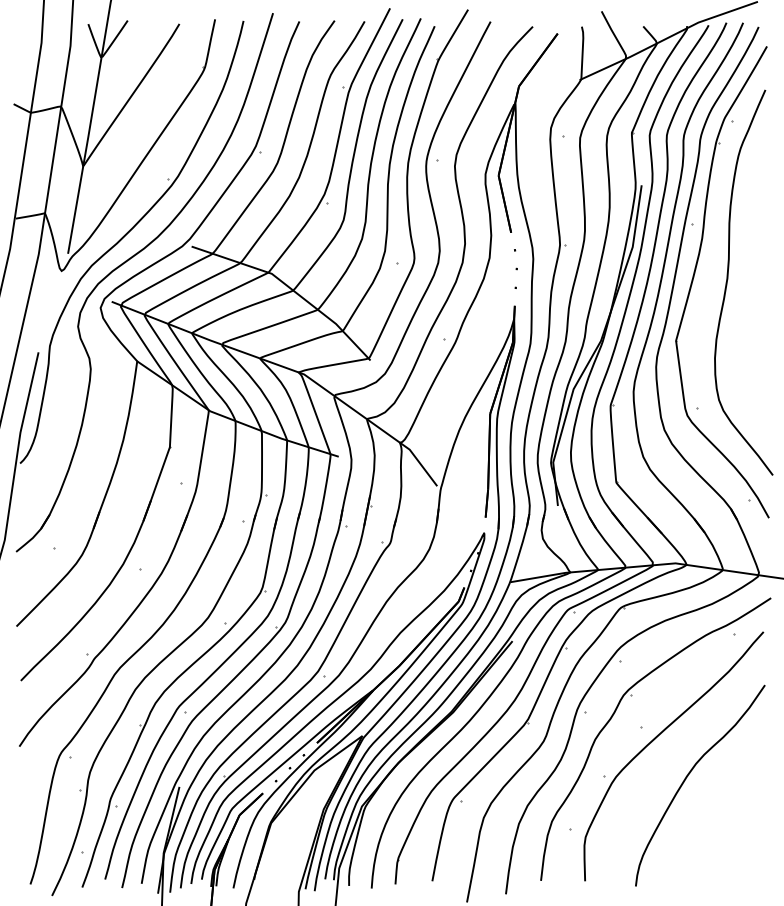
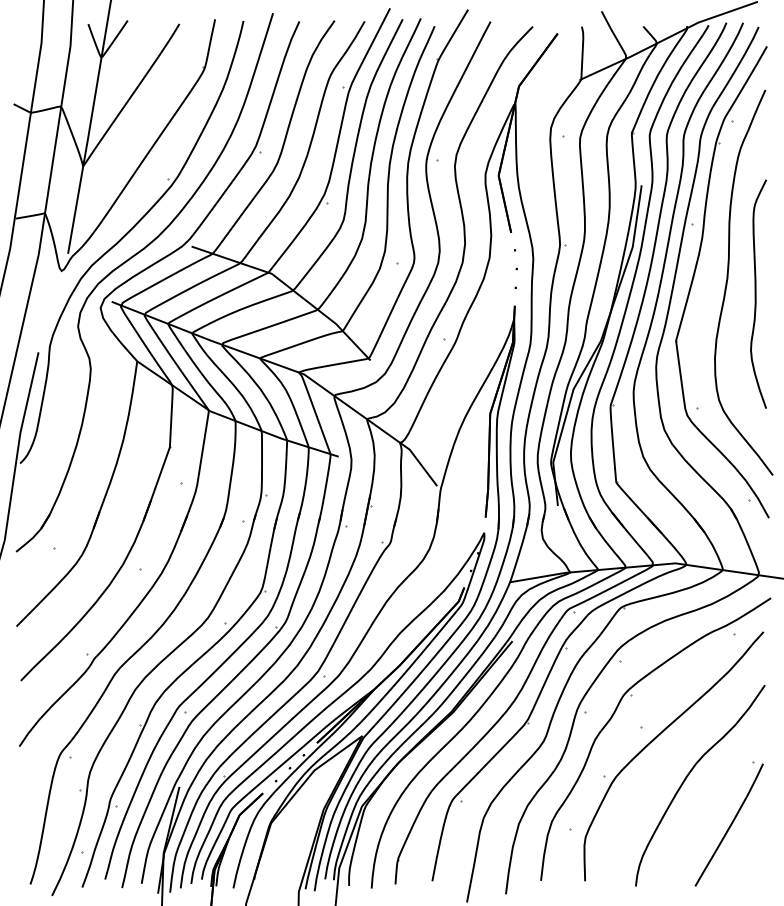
curve: none -> present (756, 293)
part: none -> present (728, 823)
